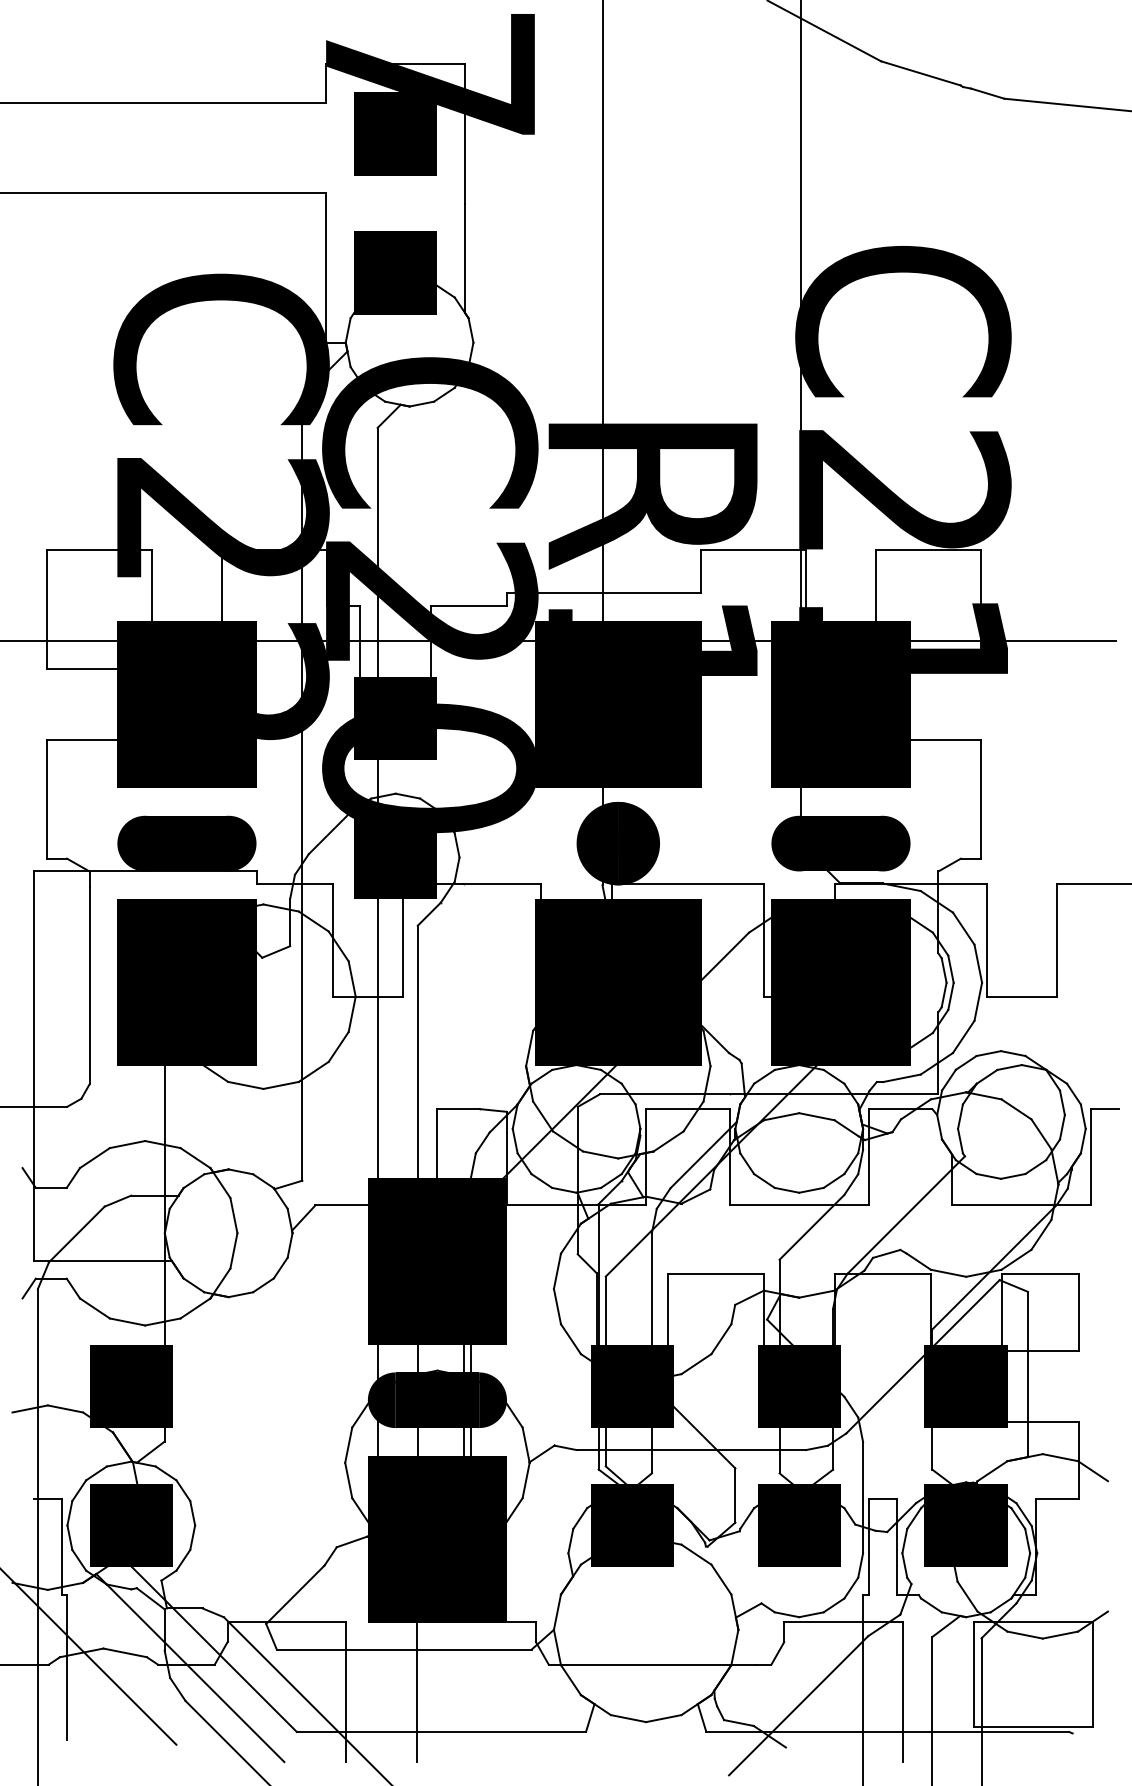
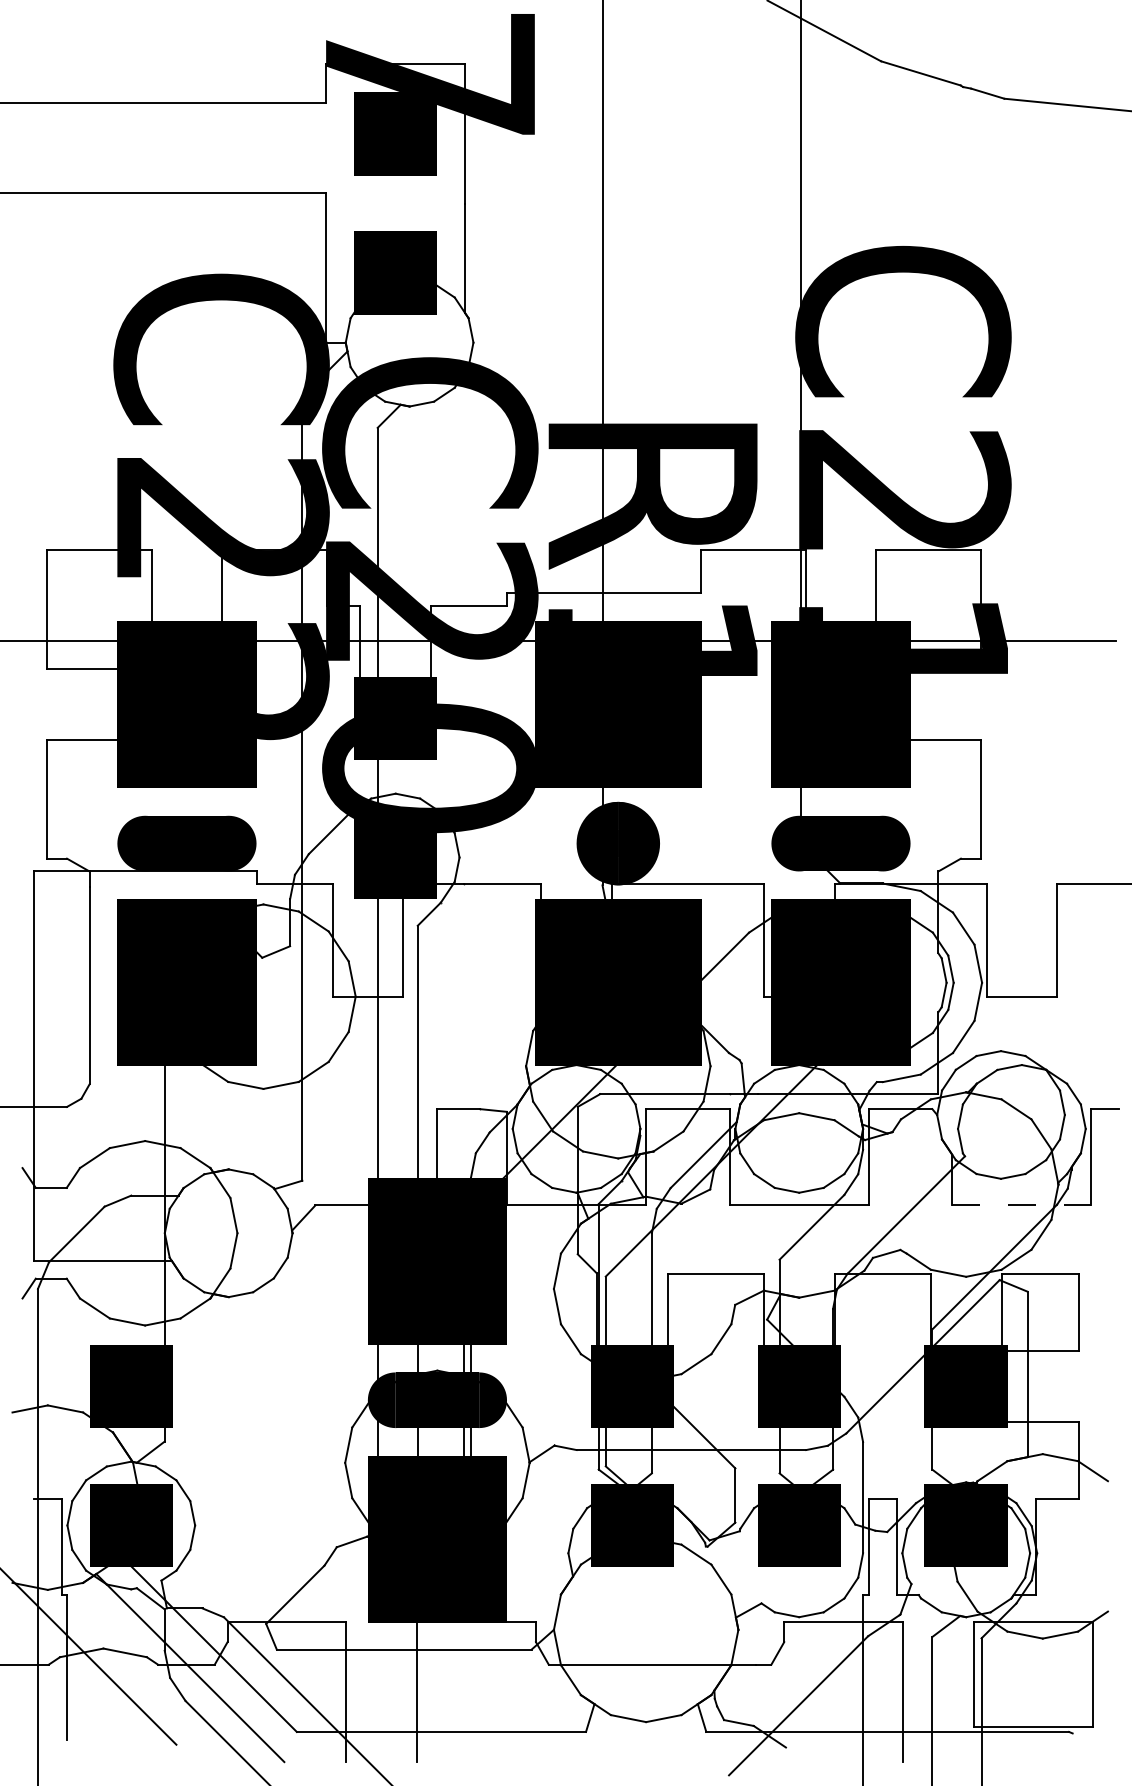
line: solid -> dashed (1021, 1205)
